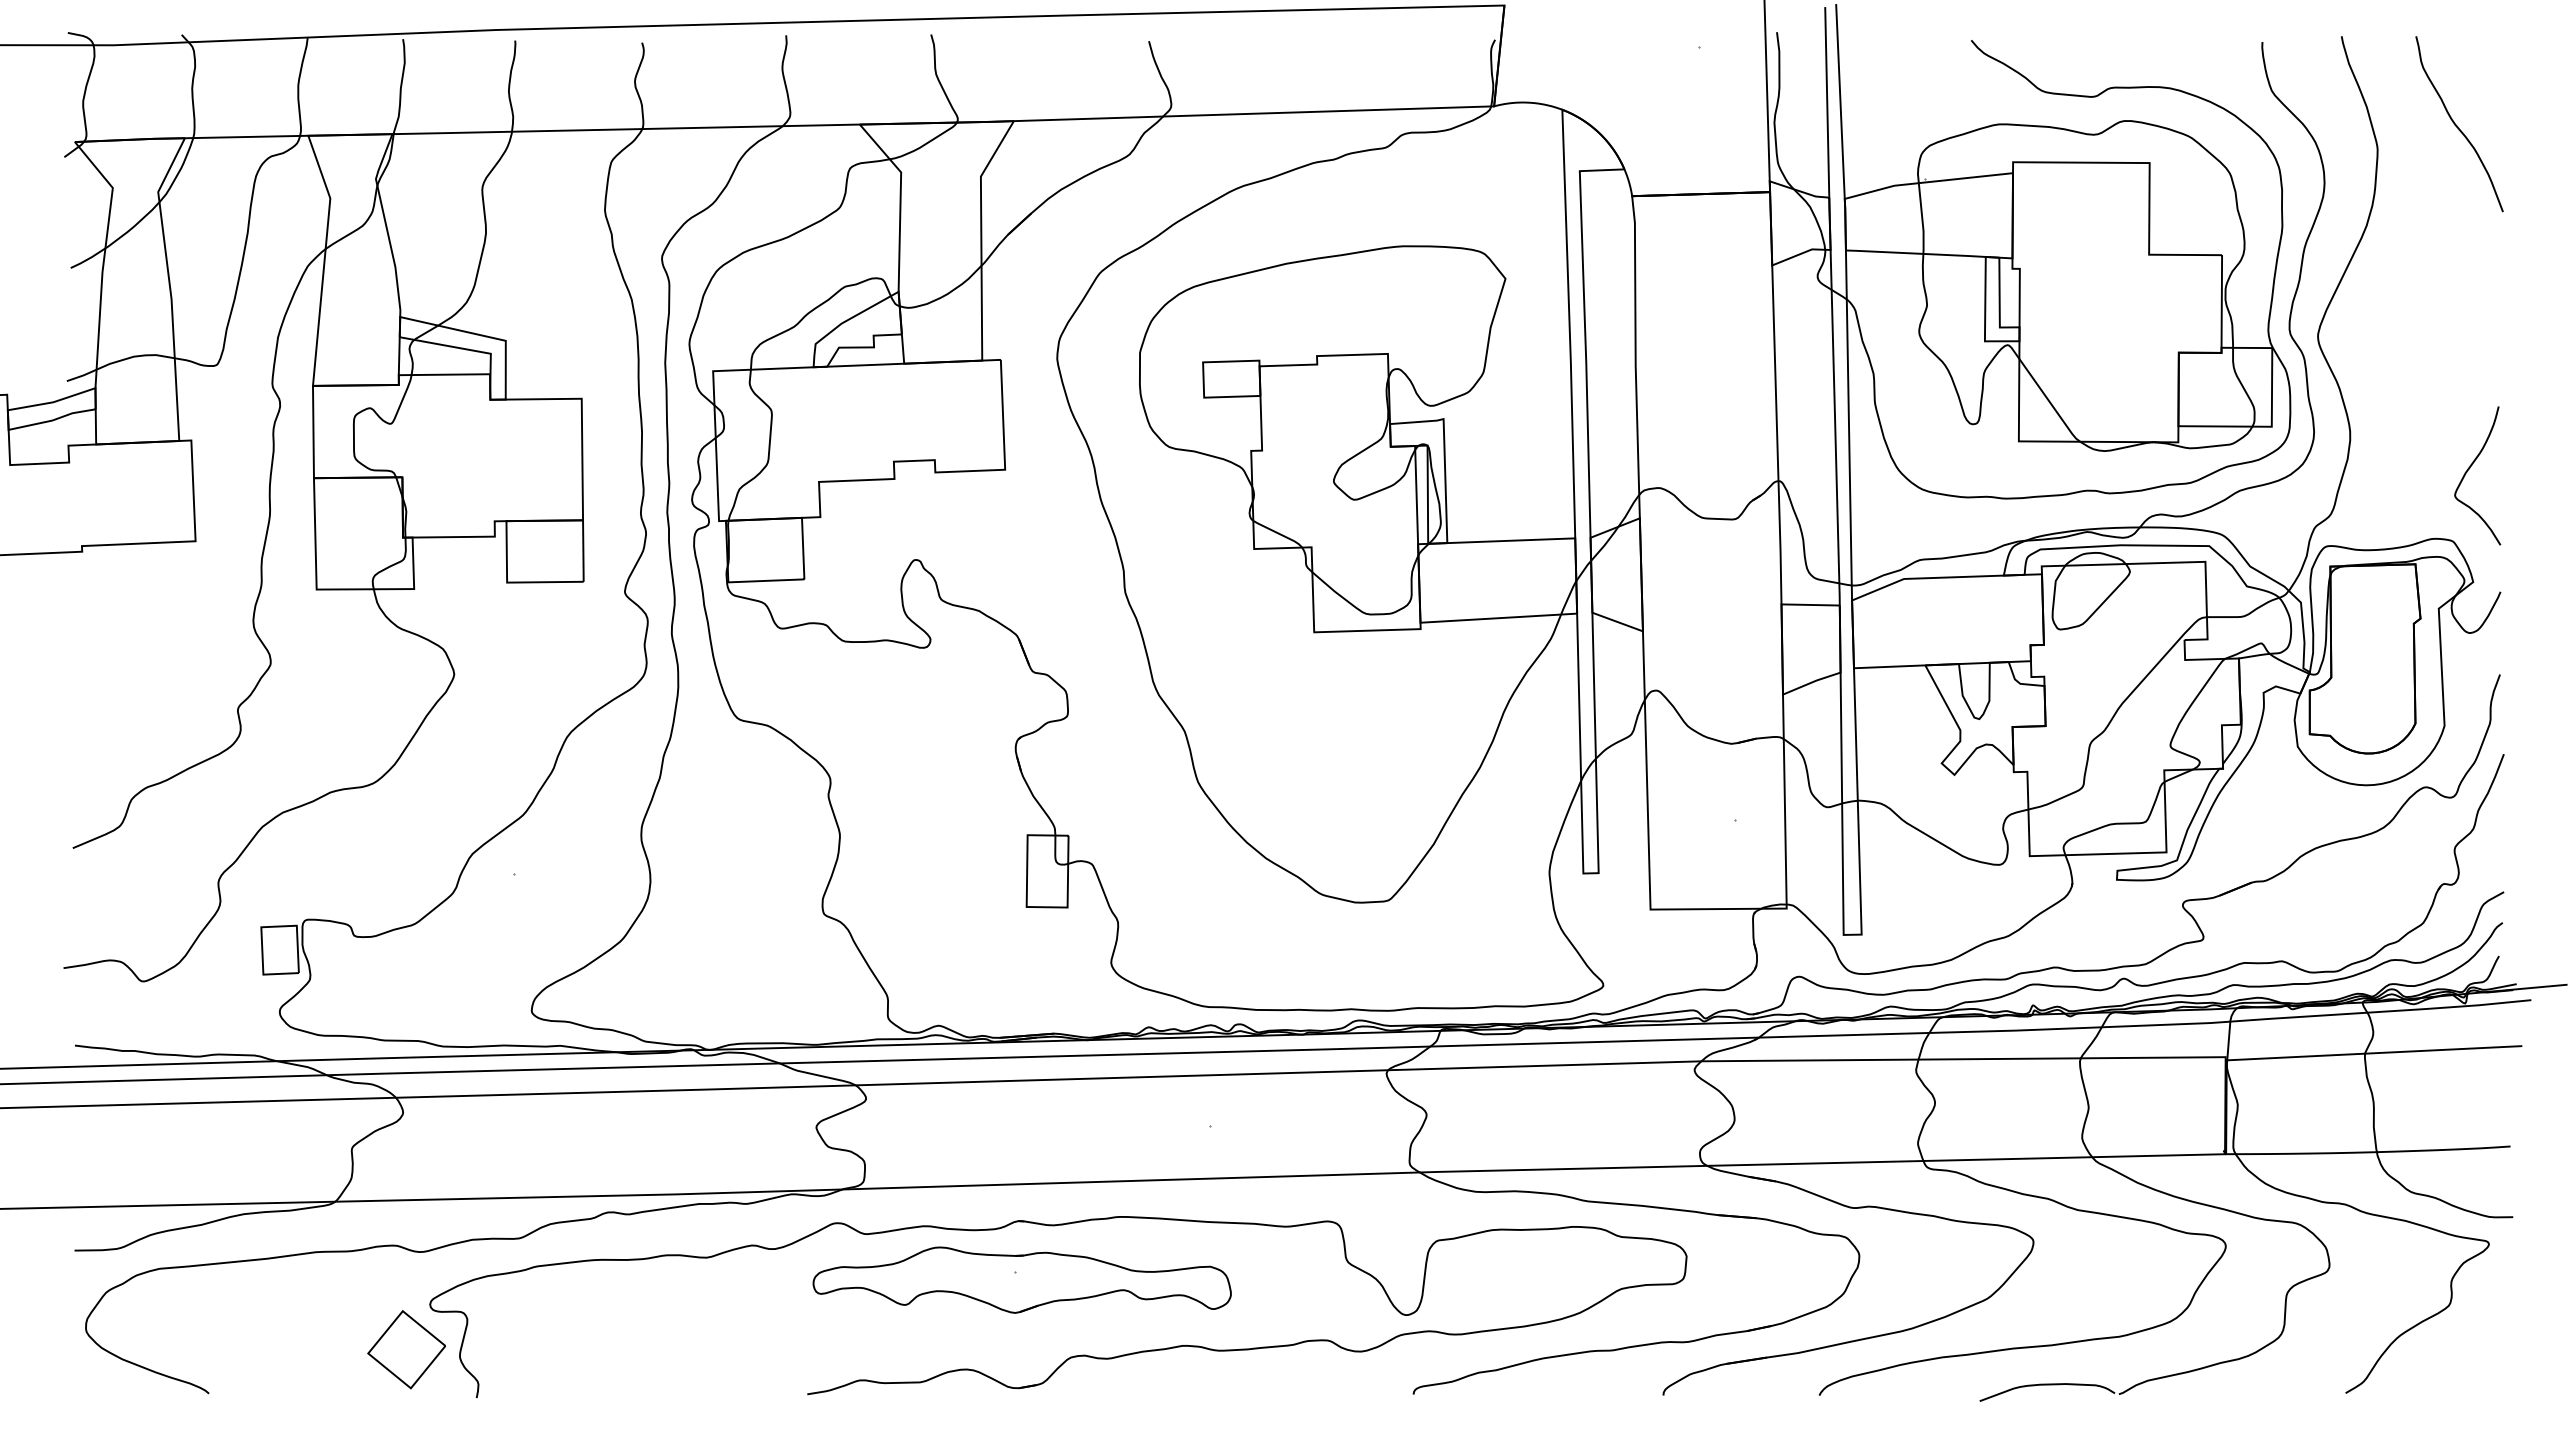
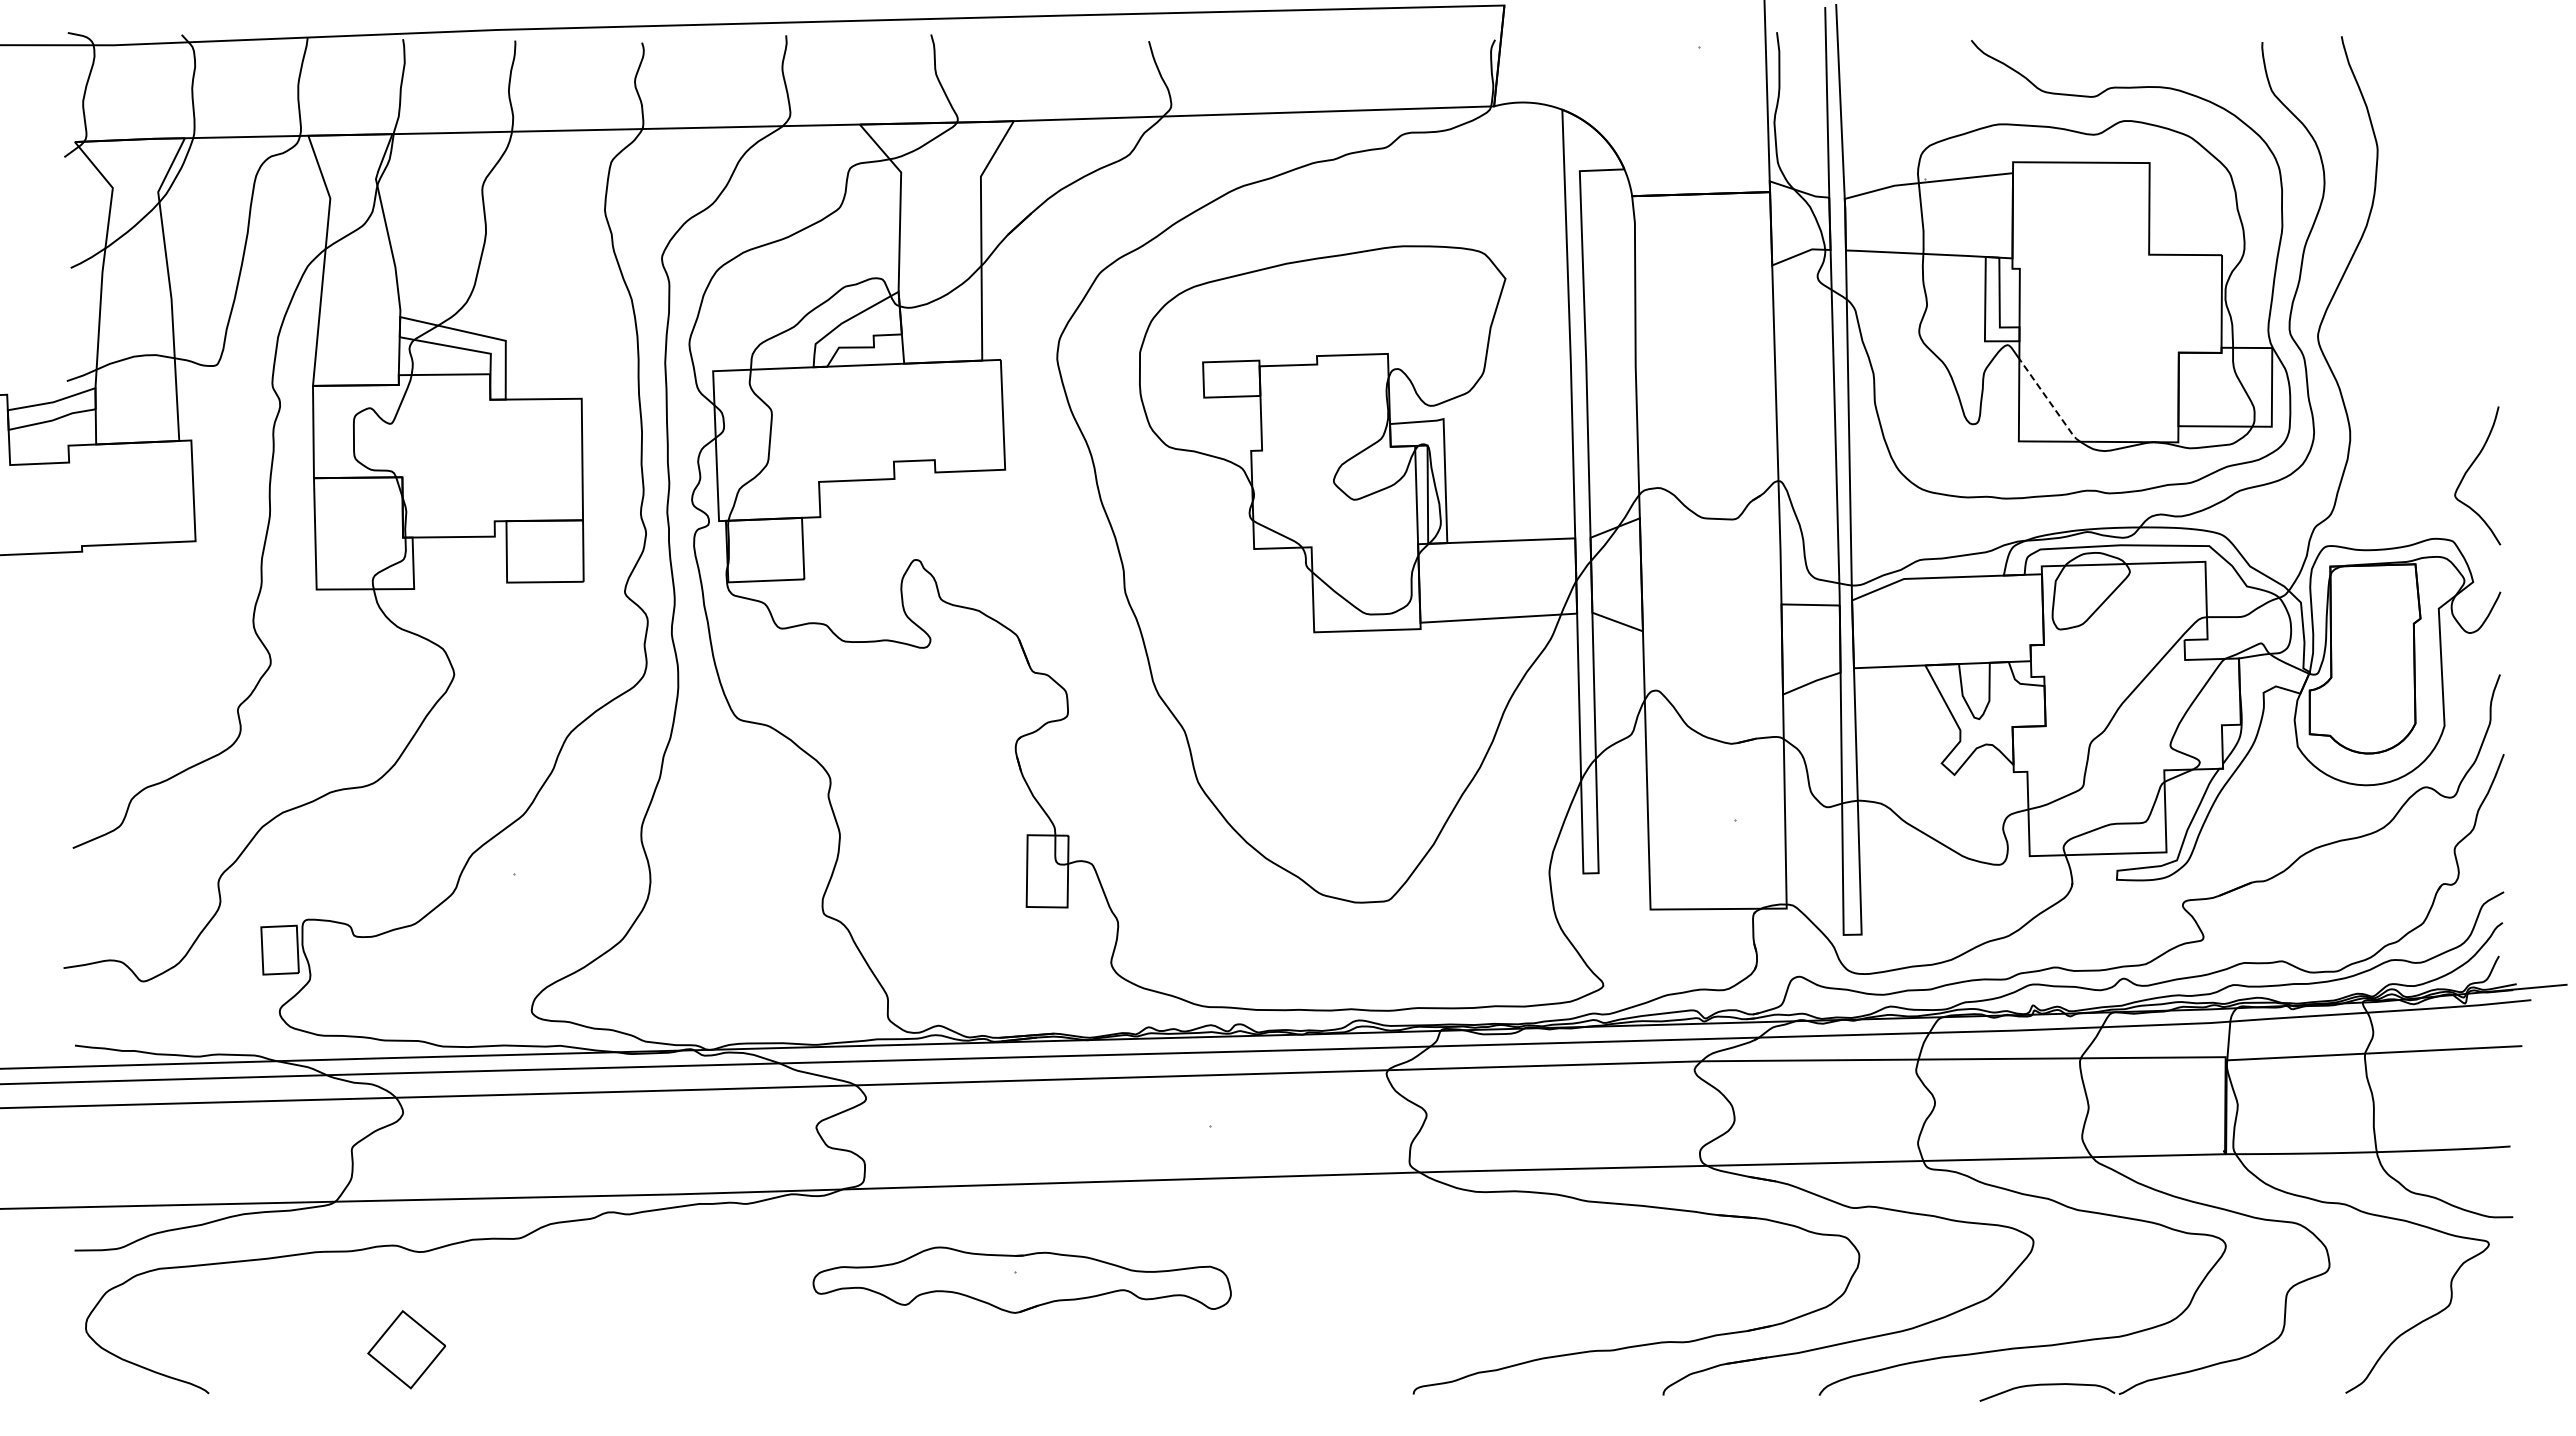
curve: present -> none (2457, 125)
line: solid -> dashed (2049, 402)
part: present -> none (1070, 1356)
